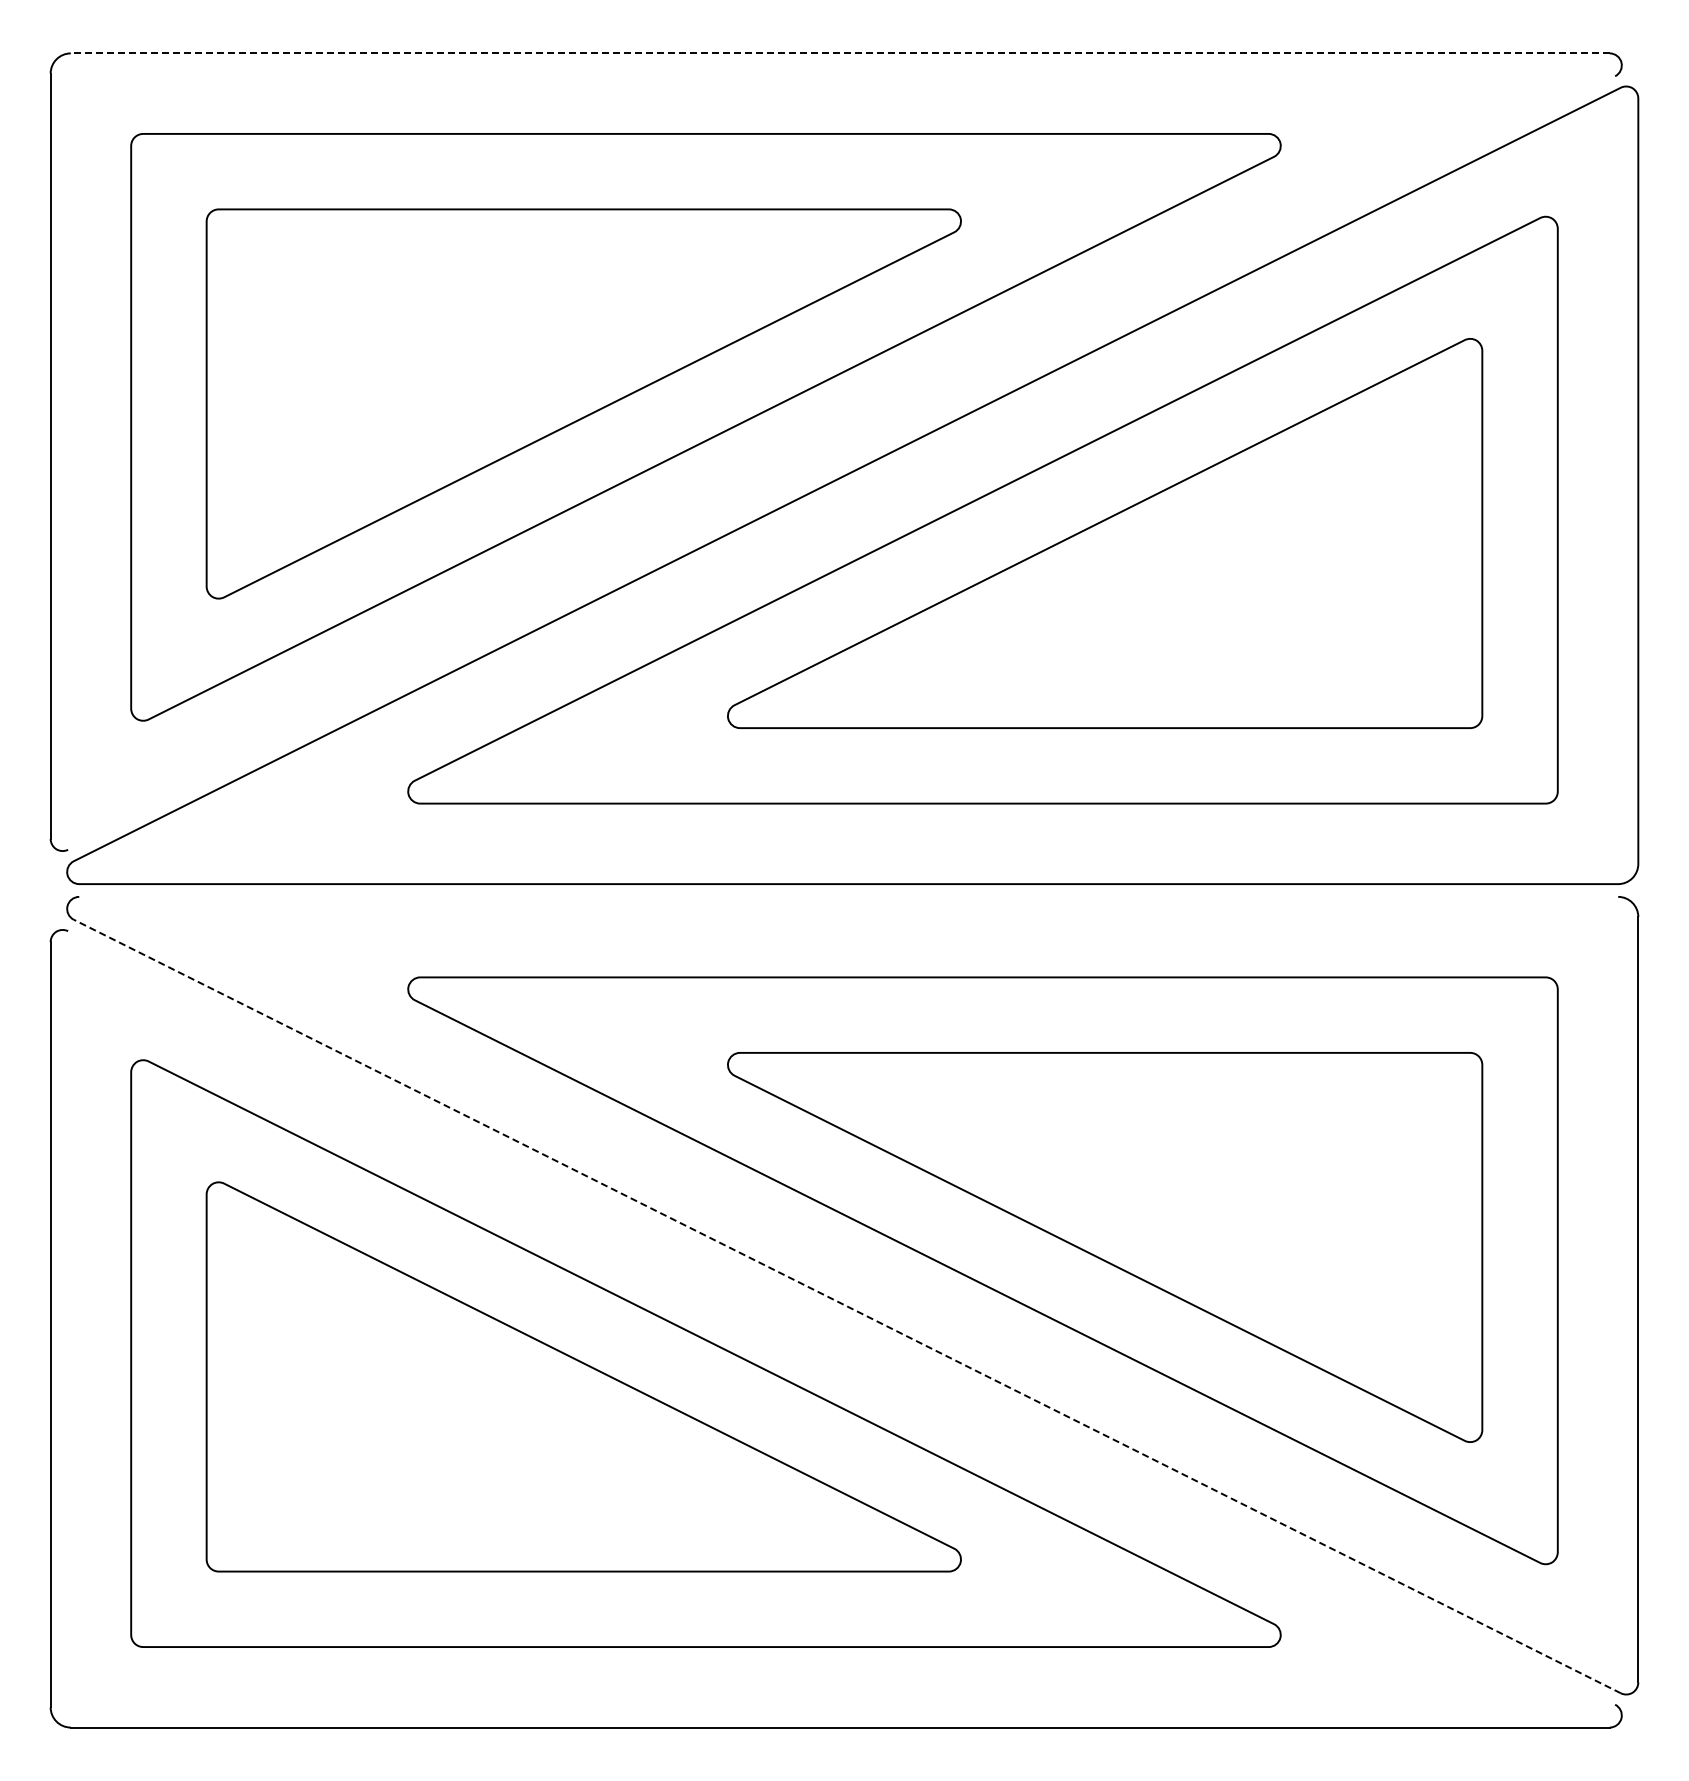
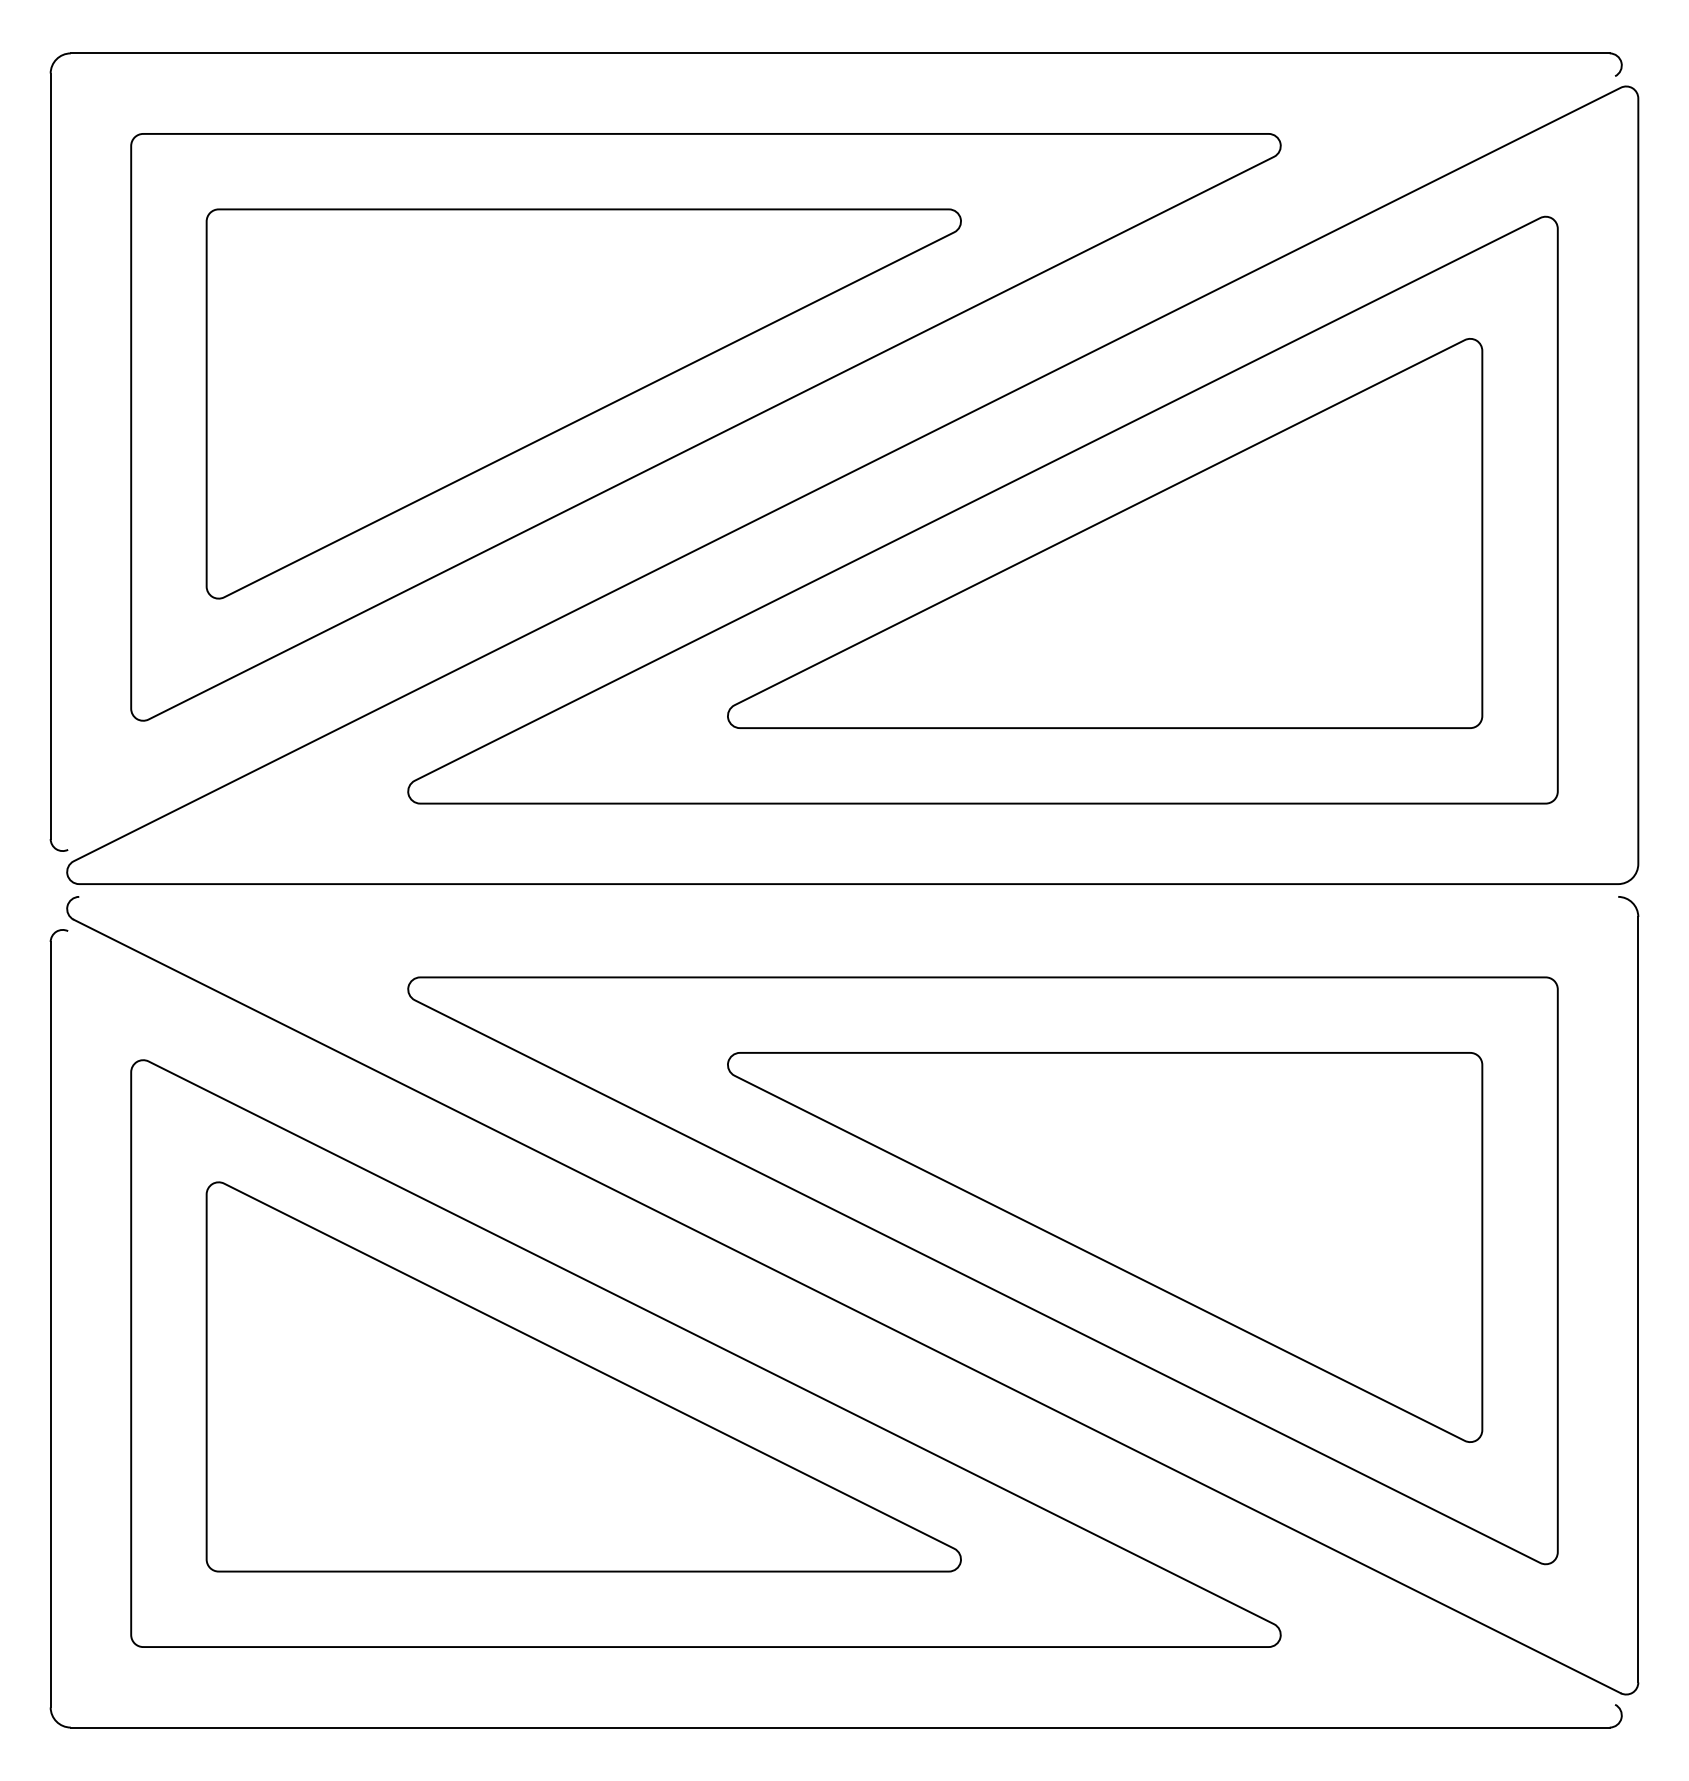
line: dashed -> solid (839, 53)
line: dashed -> solid (847, 1306)
